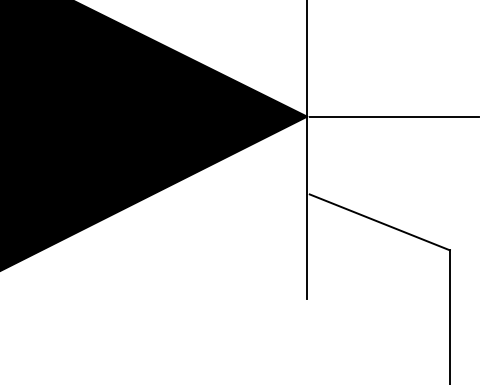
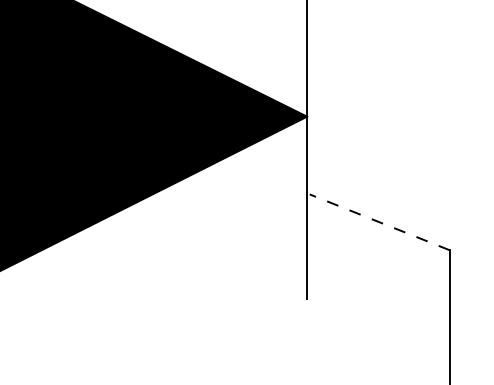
line: present -> none (394, 116)
line: solid -> dashed (379, 222)
